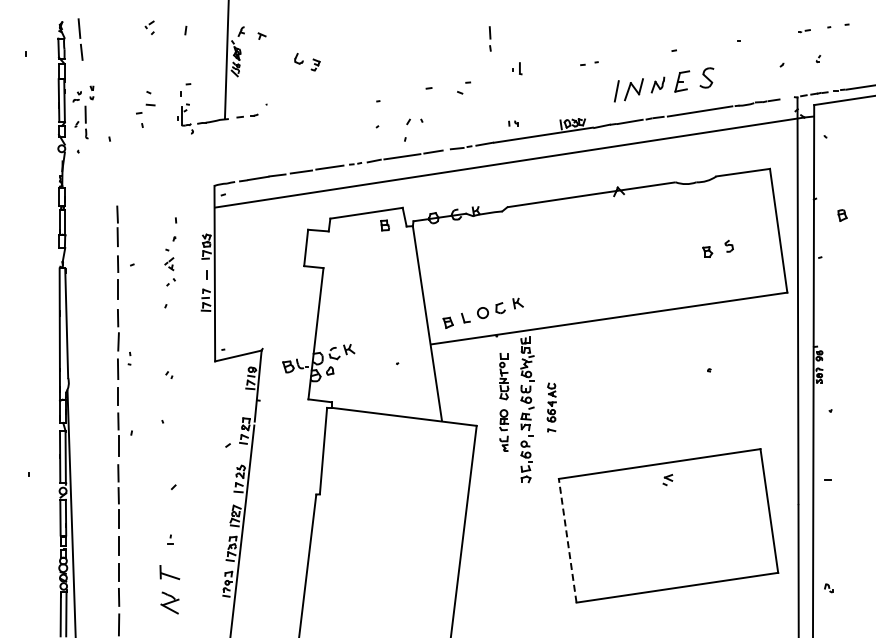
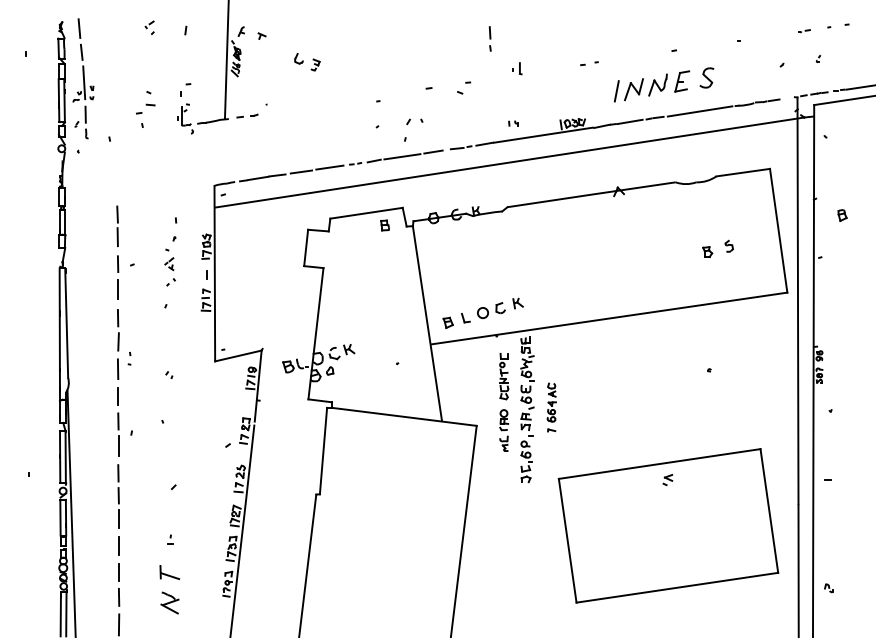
line: none -> present (84, 82)
part size: 16x18 px -> 20x24 px (657, 84)
line: dashed -> solid (567, 540)
